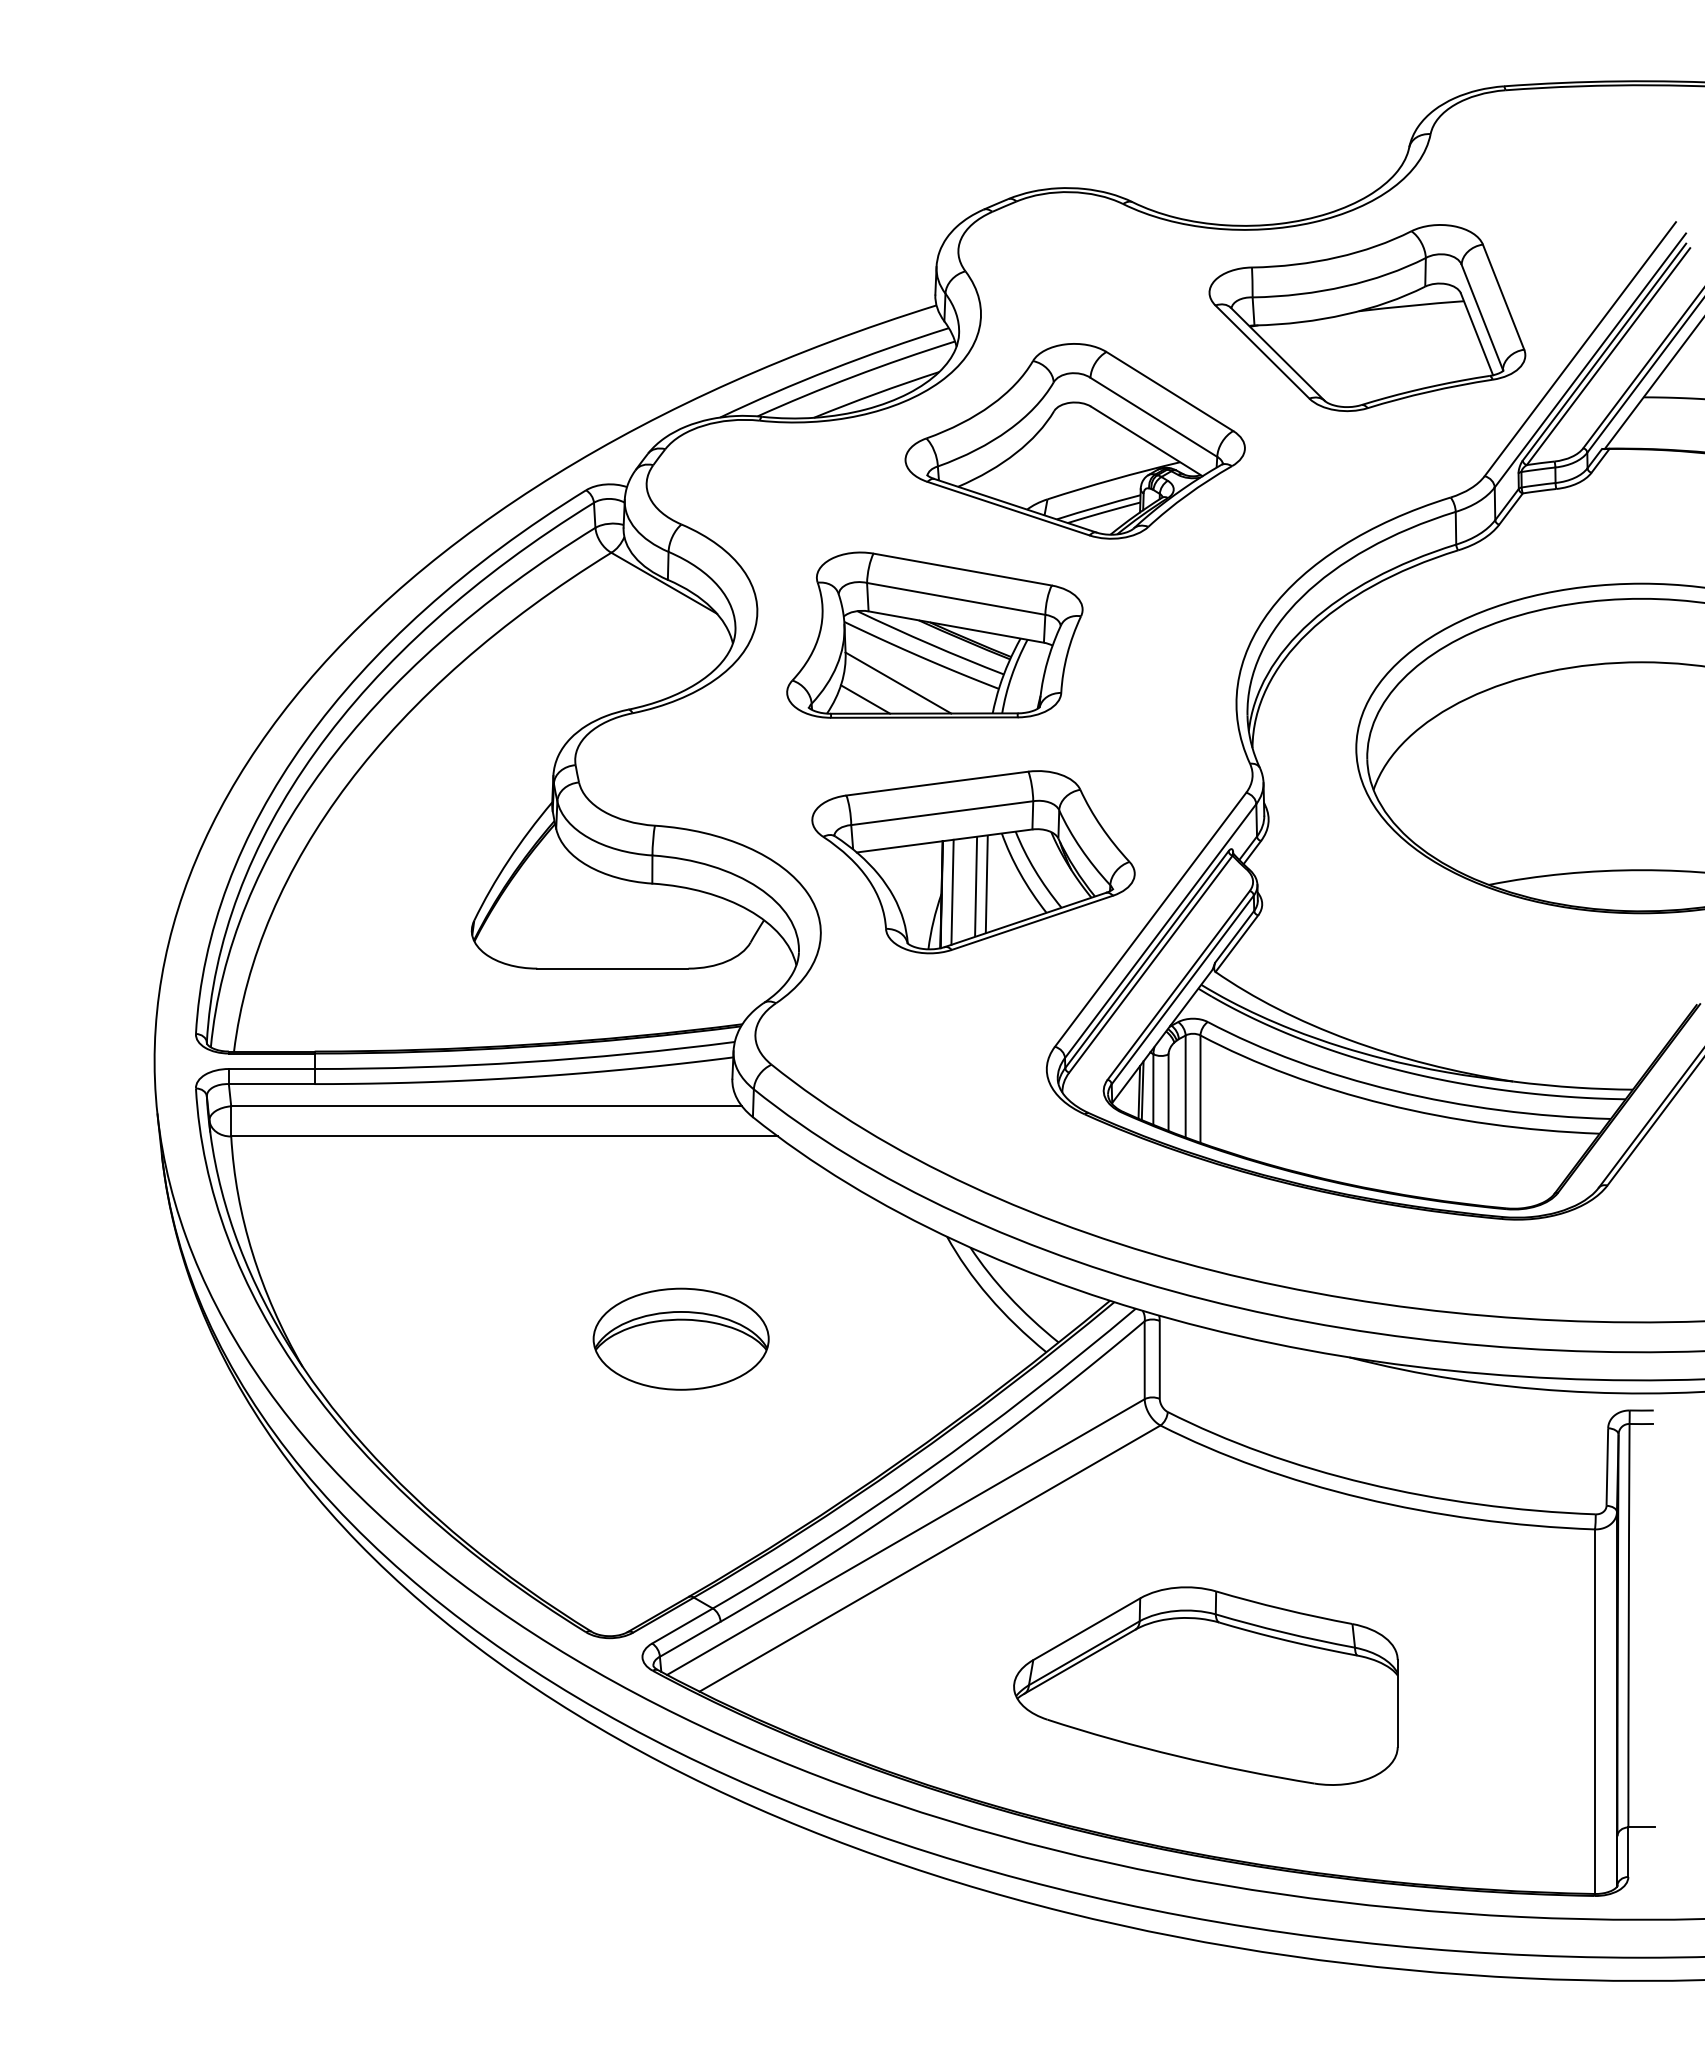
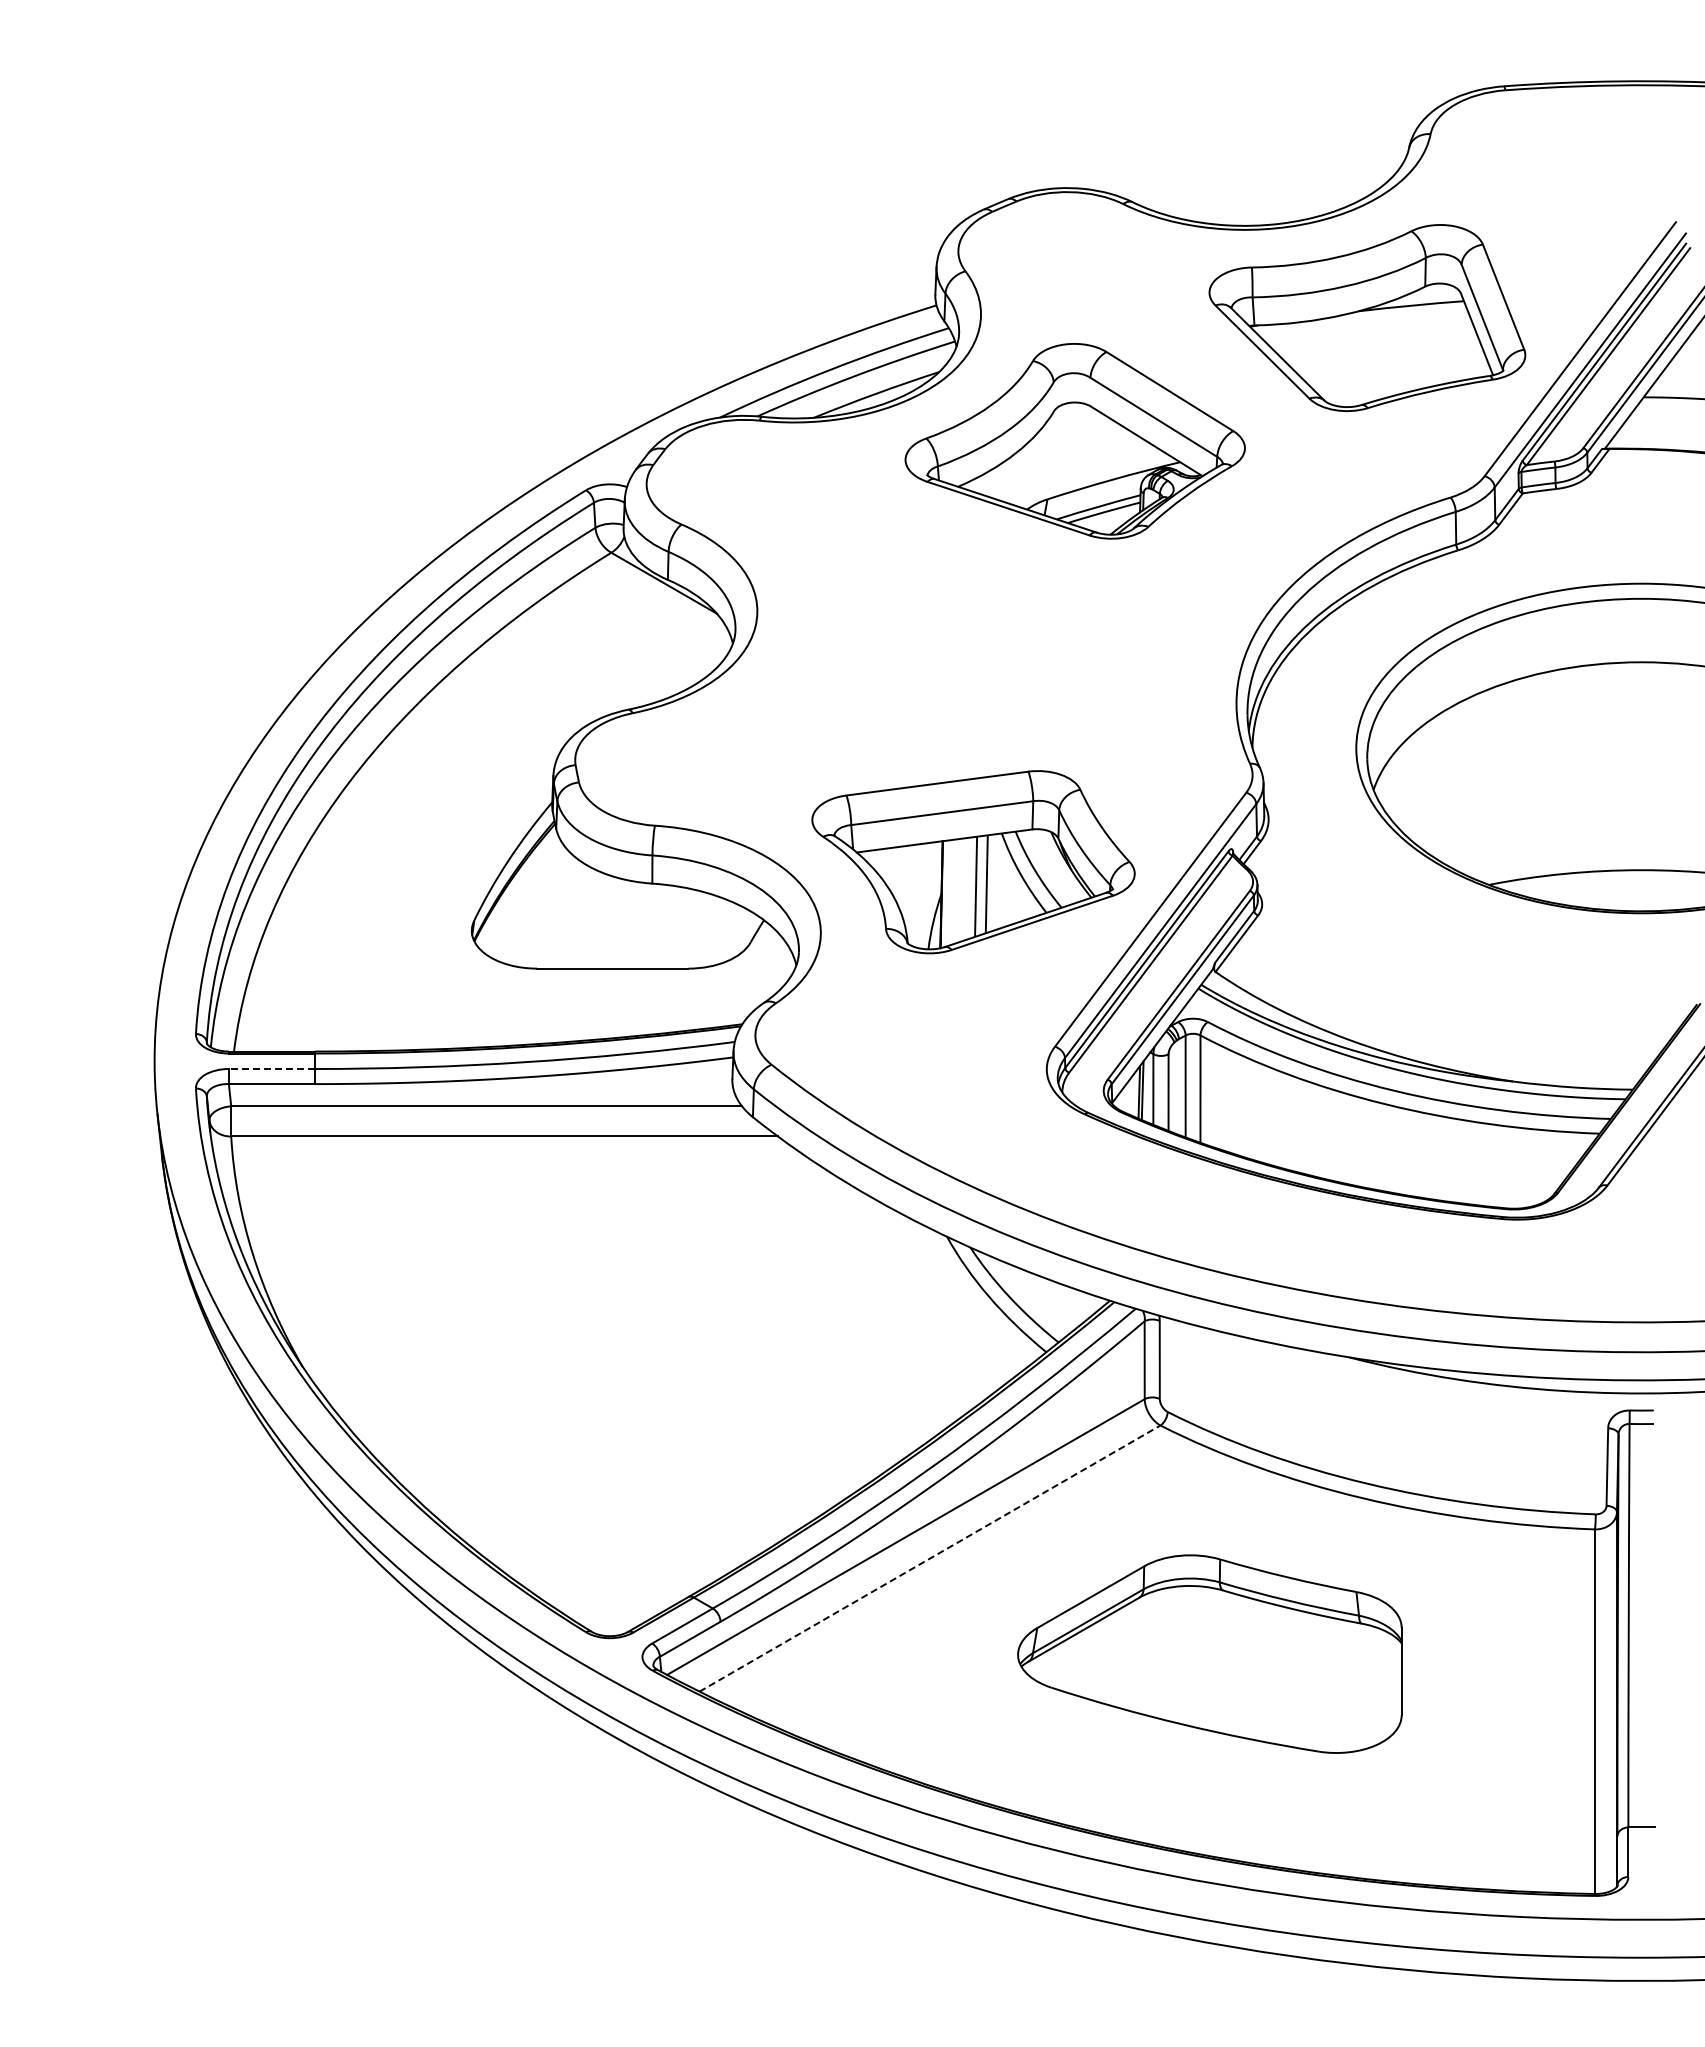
part: present -> none (934, 634)
line: present -> none (952, 891)
line: solid -> dashed (271, 1069)
part: present -> none (680, 1338)
line: solid -> dashed (930, 1558)
part position: (1205, 1685) -> (1209, 1653) (1209, 1653)
